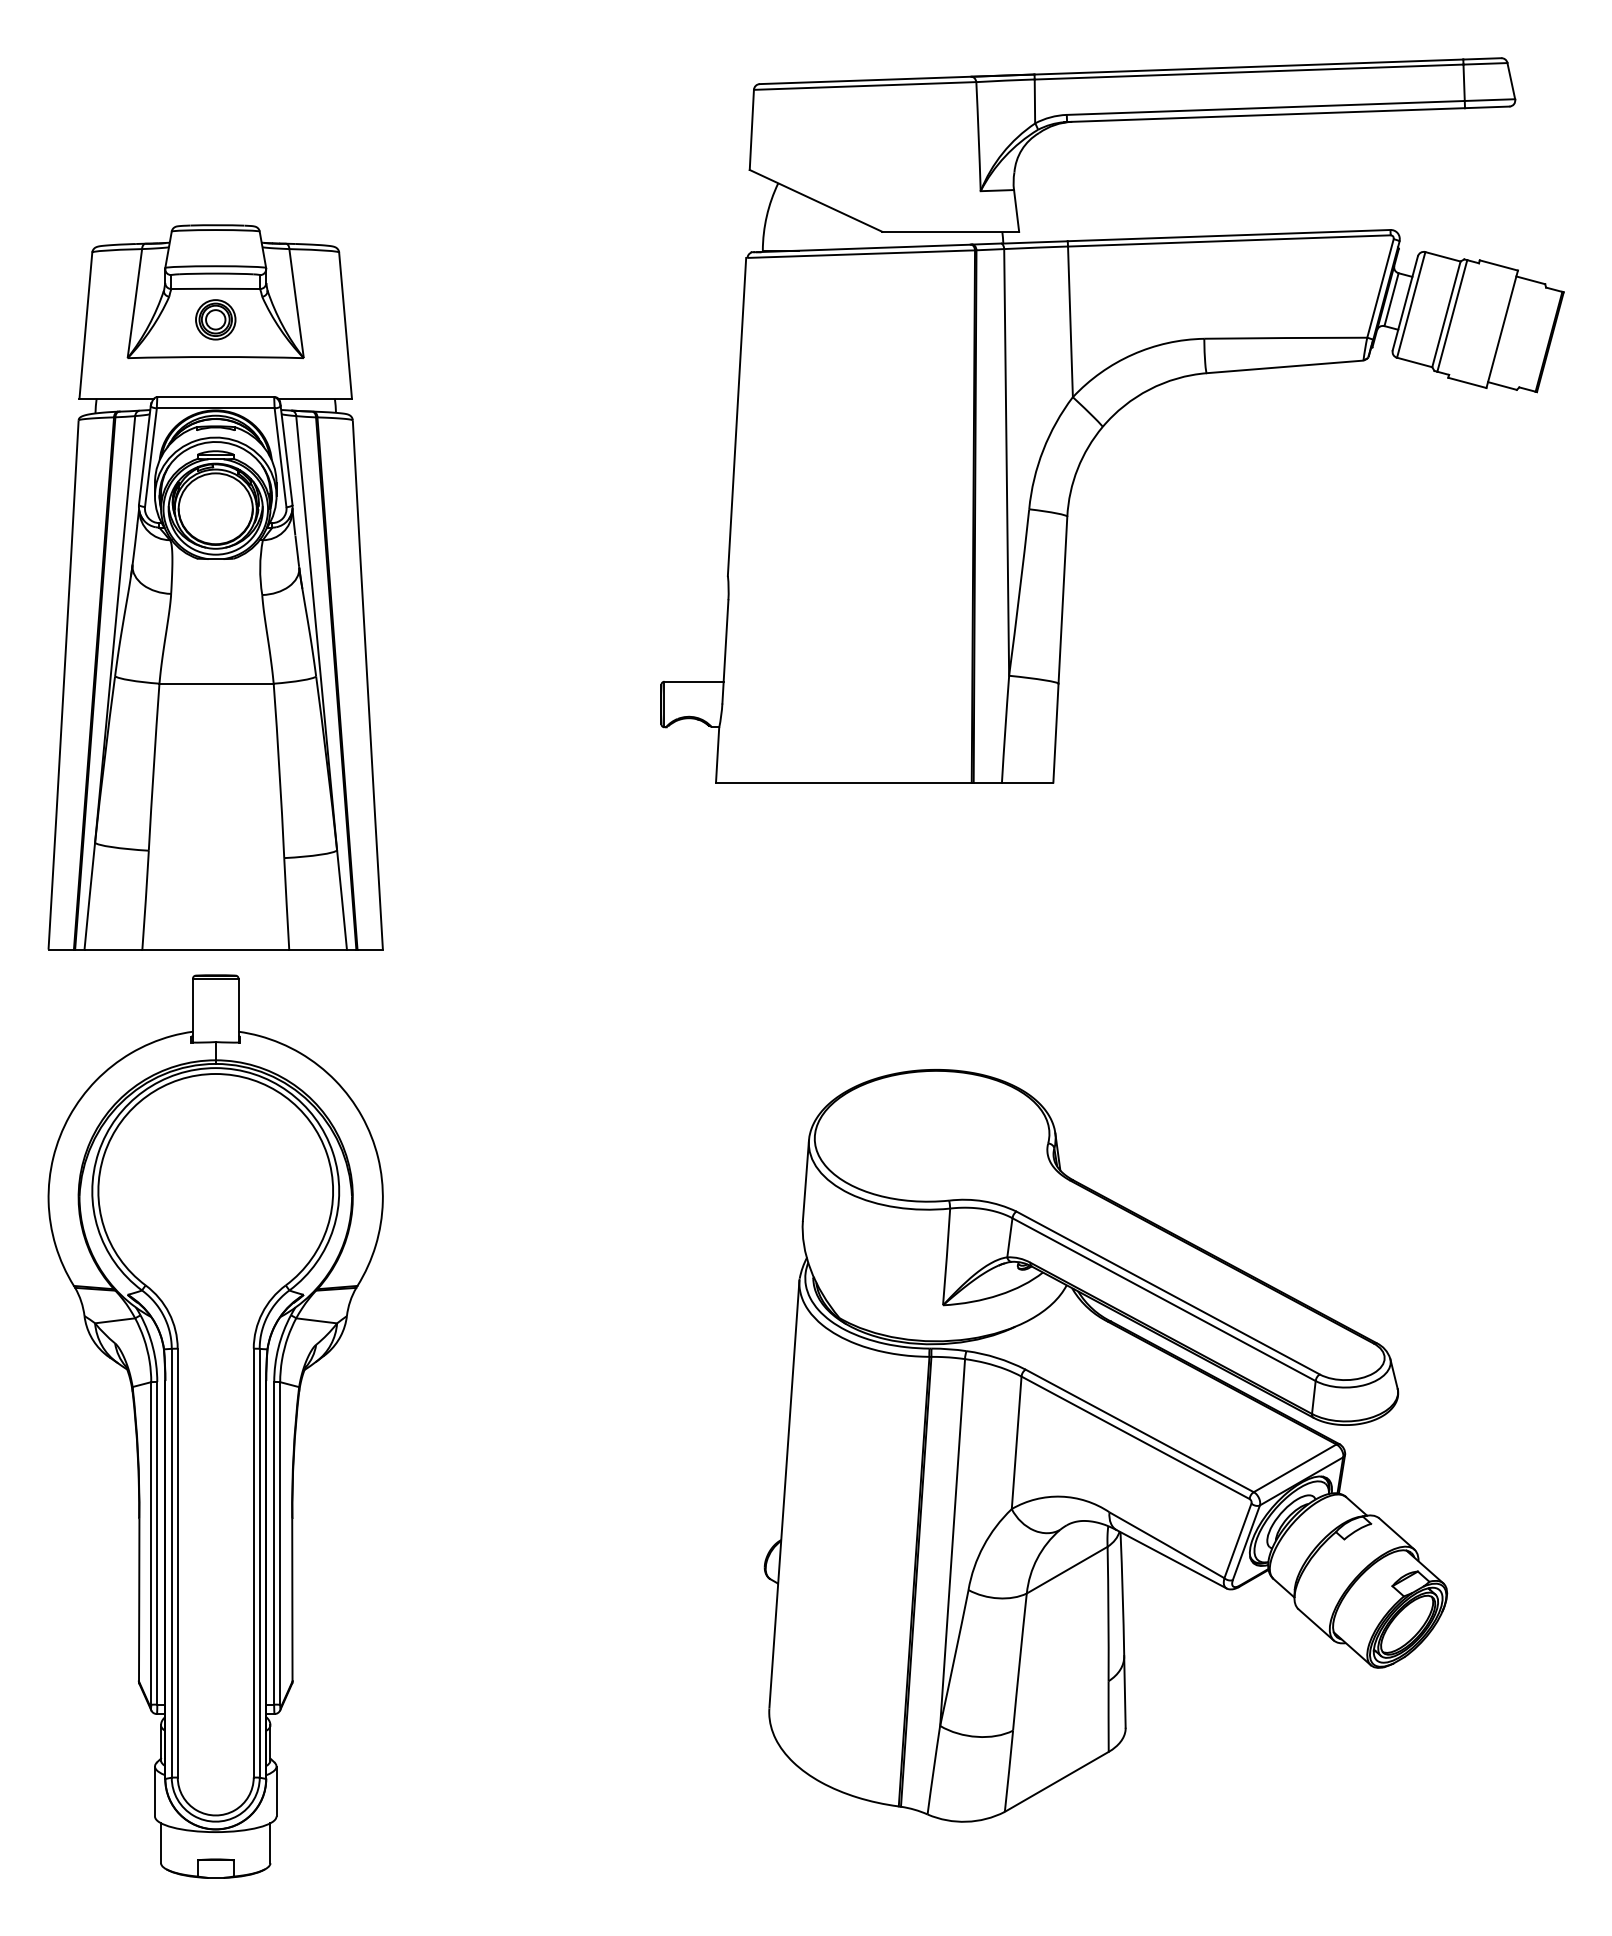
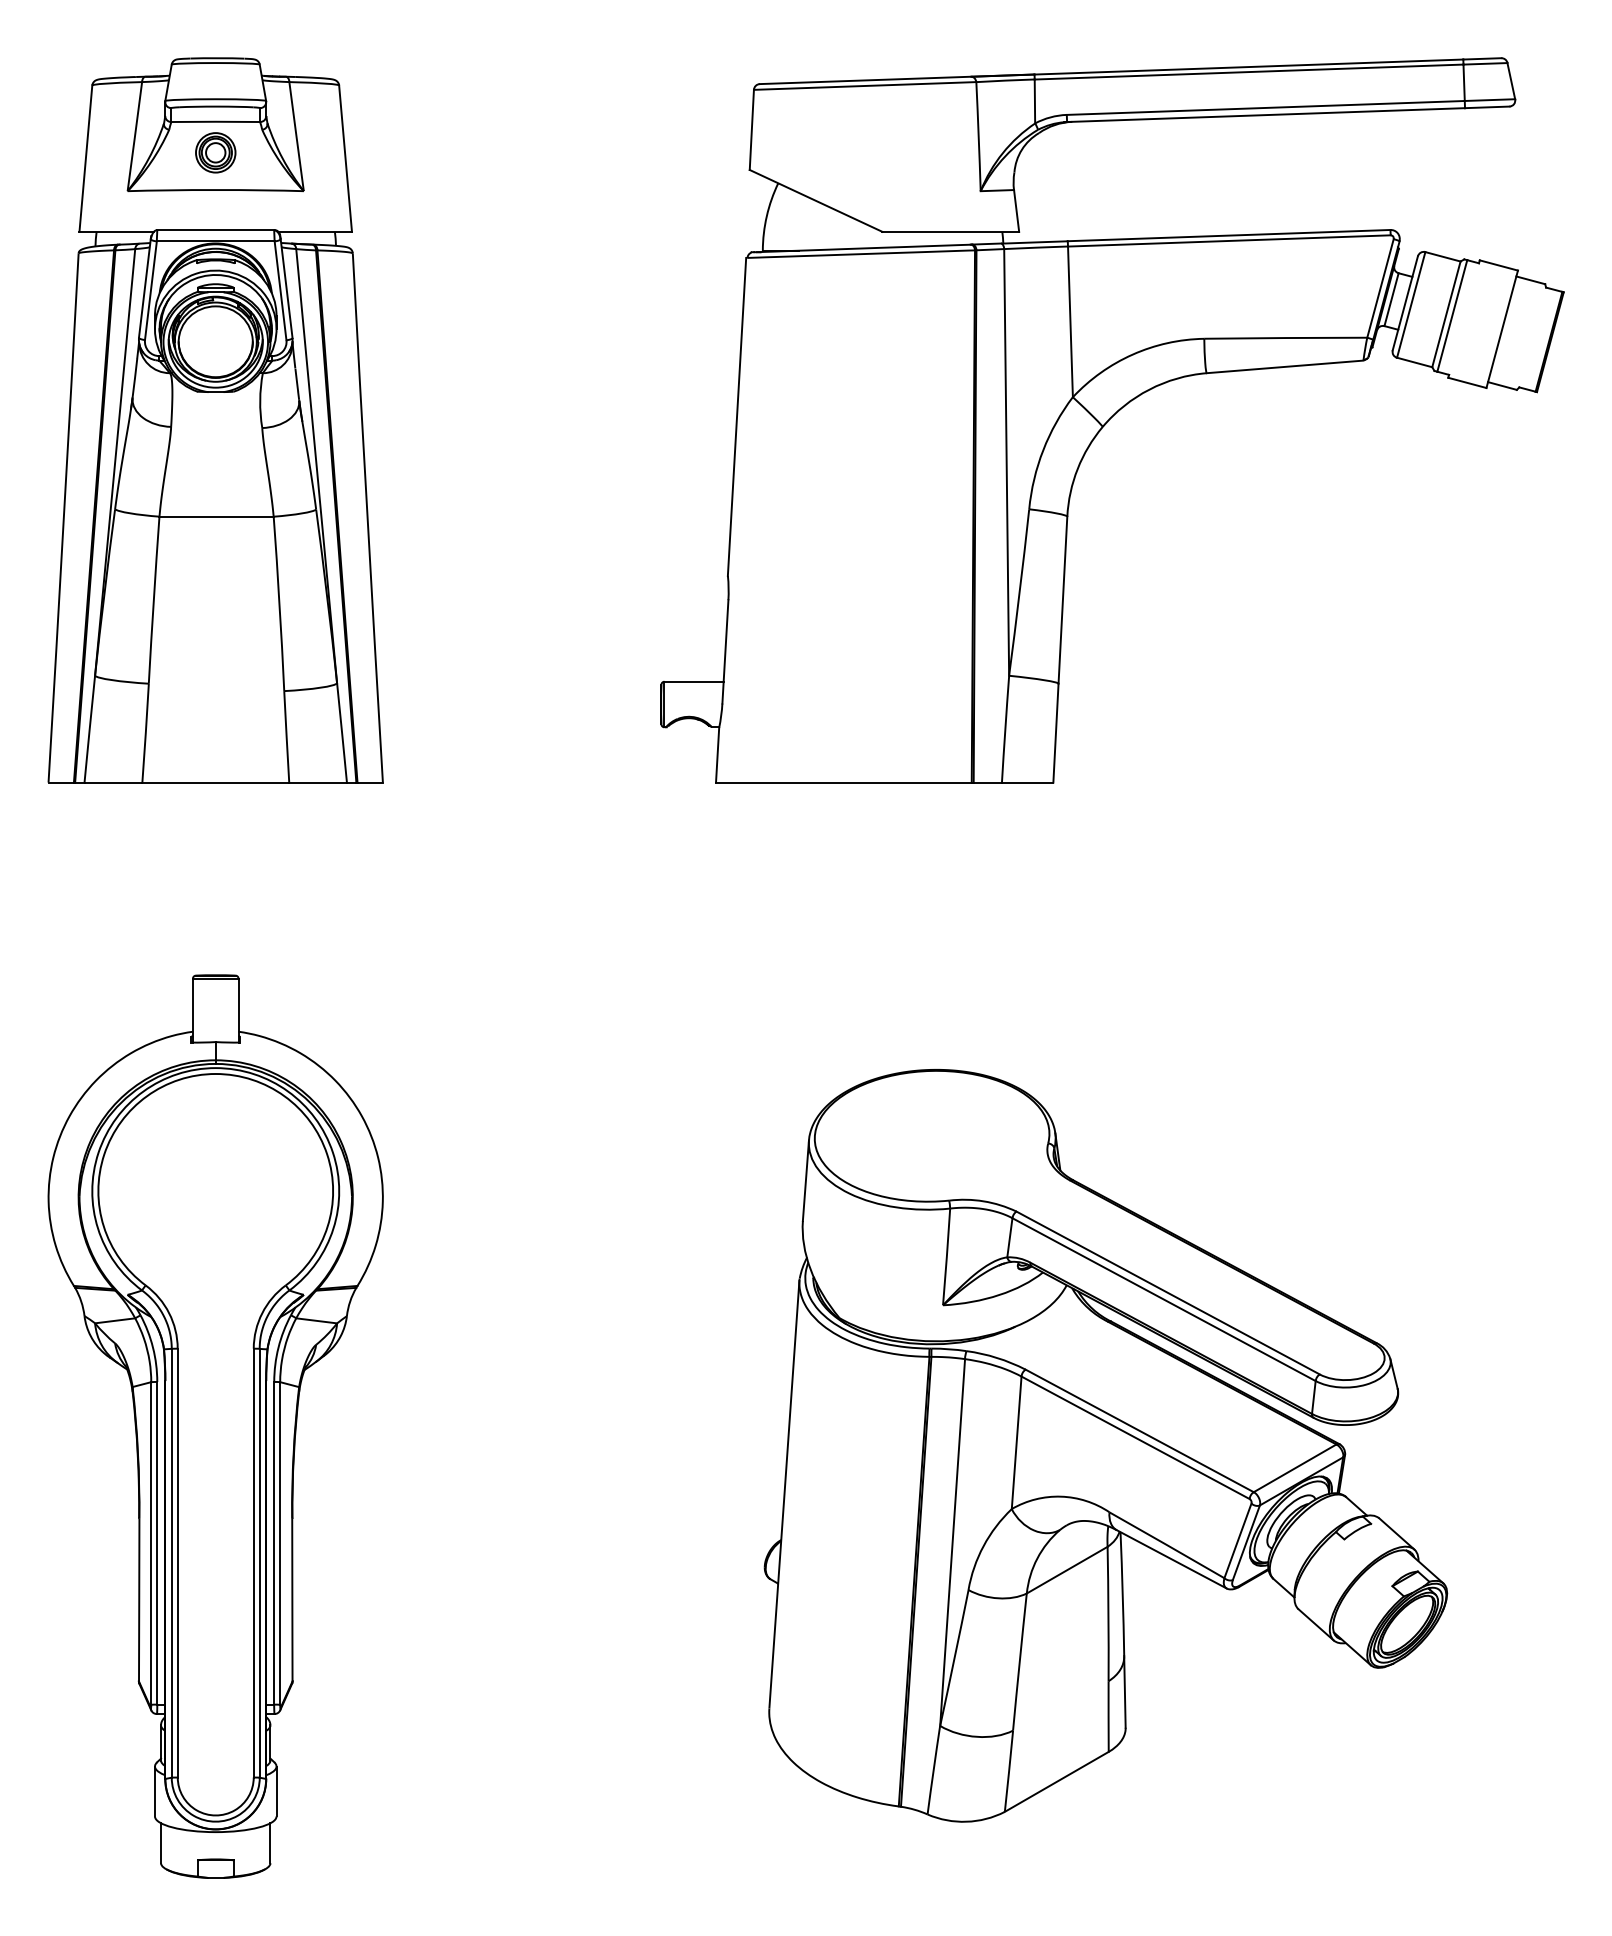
part position: (215, 587) -> (215, 420) (215, 420)
